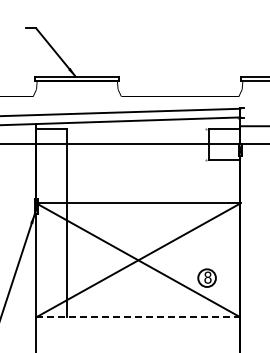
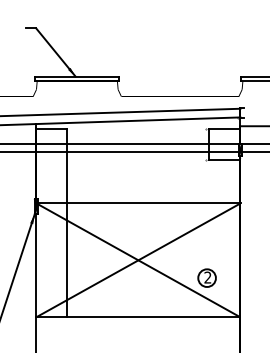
line: none -> present (134, 152)
text: 8 -> 2 (207, 277)
line: dashed -> solid (138, 317)
